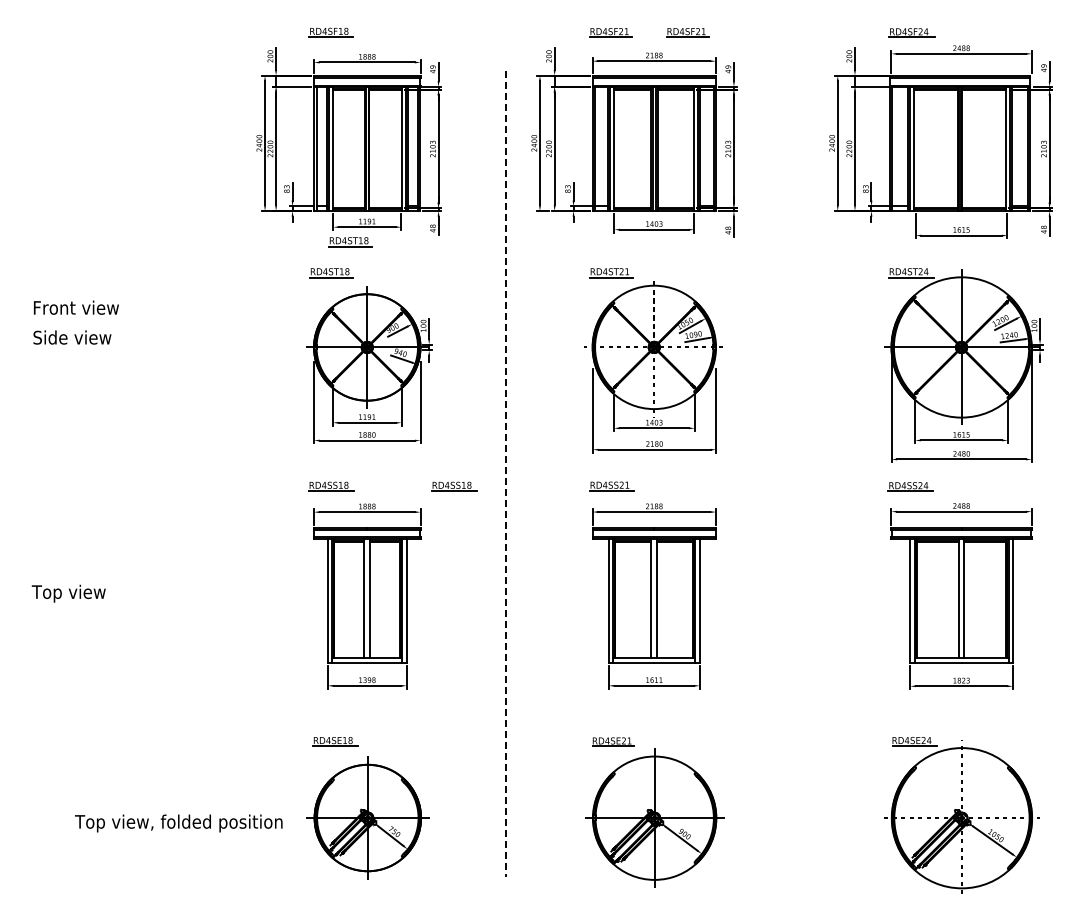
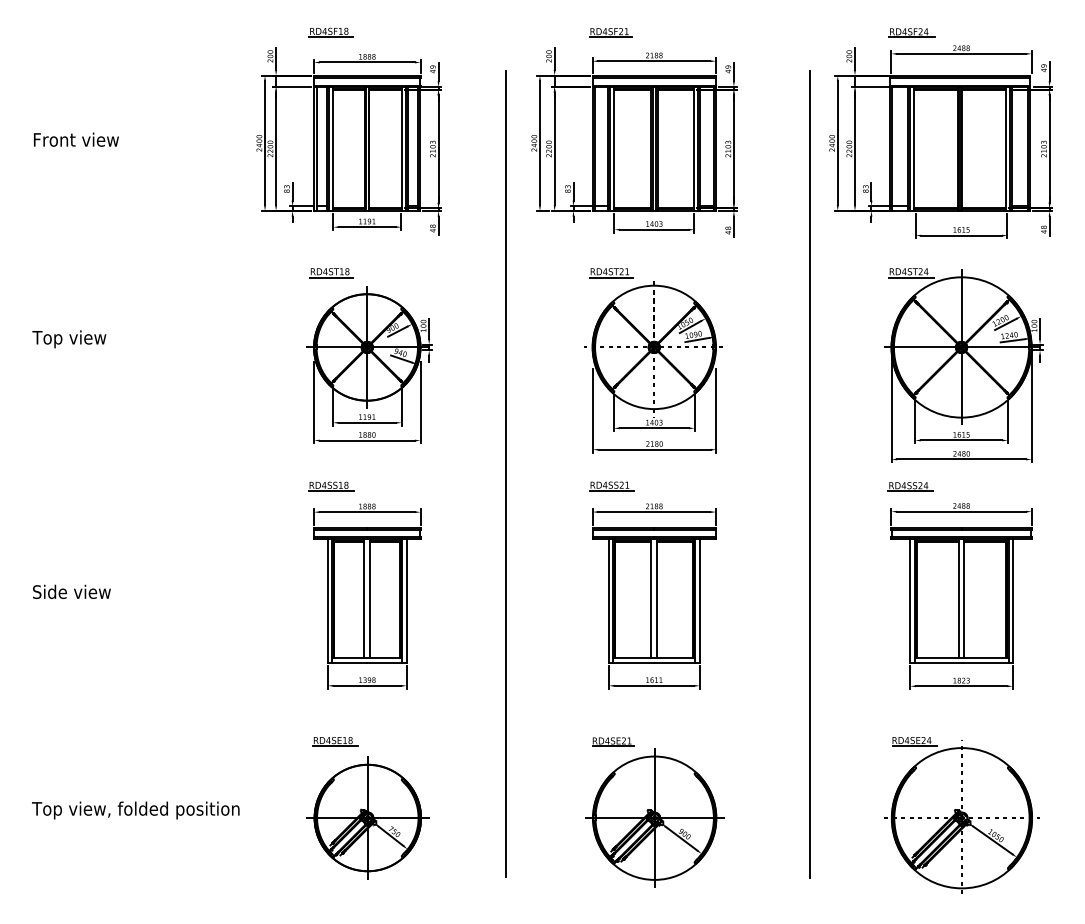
part: present -> none (687, 32)
part: present -> none (350, 242)
text position: (76, 307) -> (76, 139) (76, 139)
text: Side view -> Top view (71, 339)
line: dashed -> solid (506, 473)
line: none -> present (810, 474)
part: present -> none (454, 486)
text: Top view -> Side view (70, 593)
text position: (178, 823) -> (135, 810) (135, 810)
